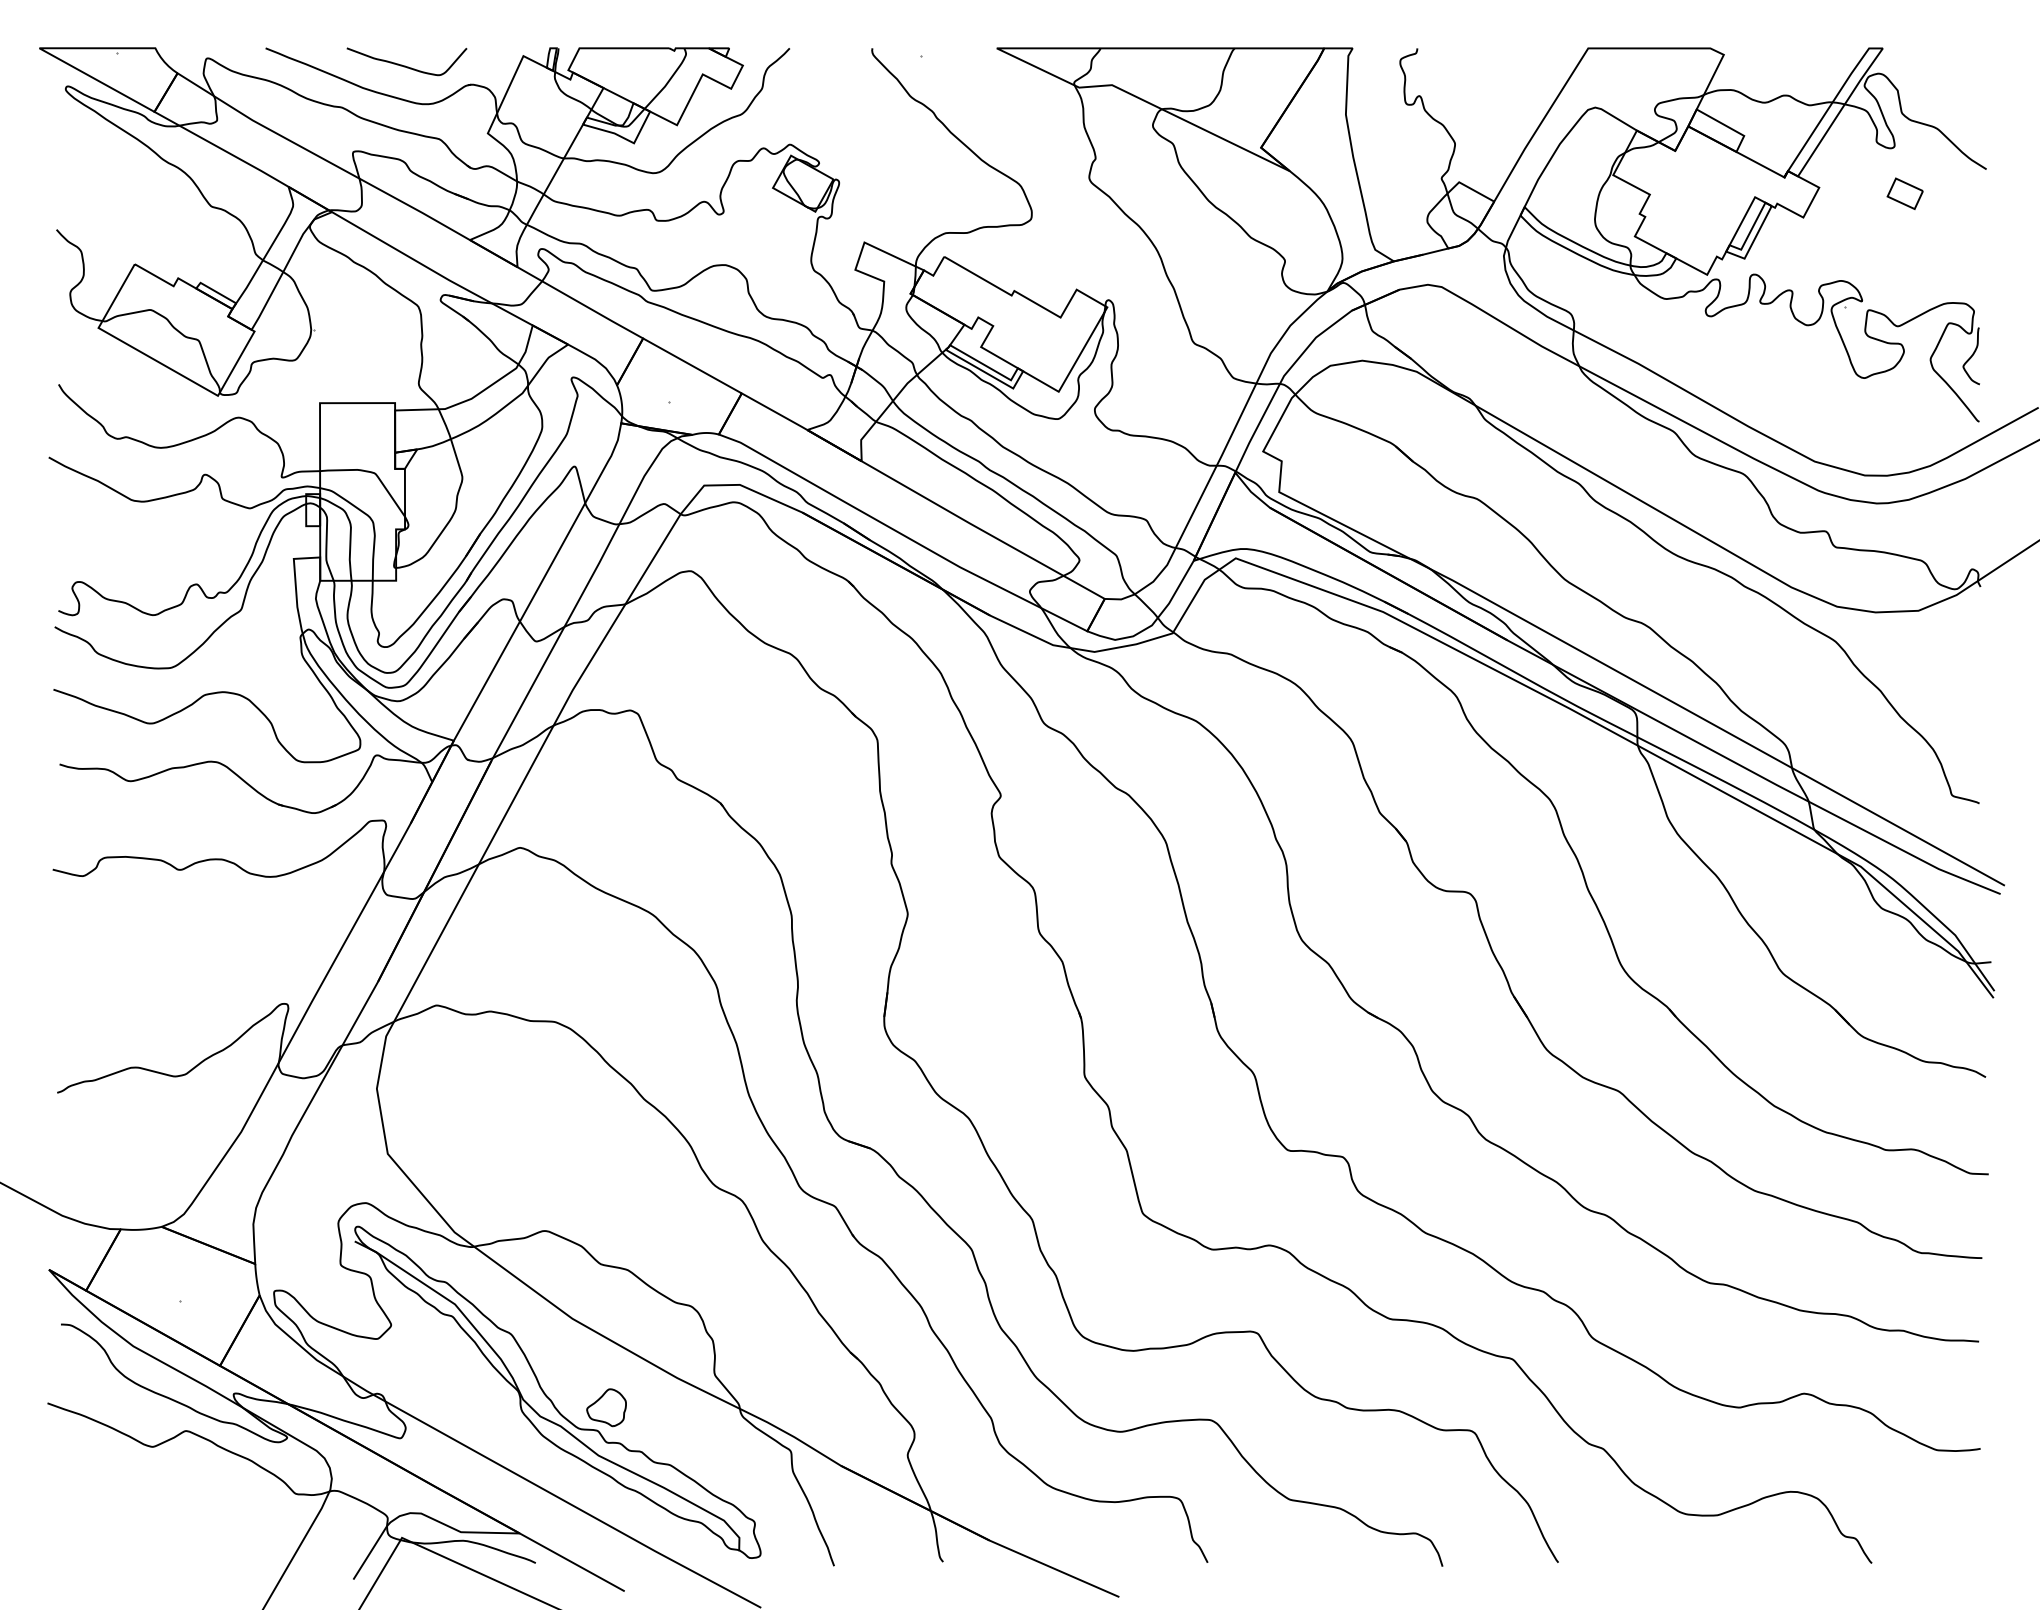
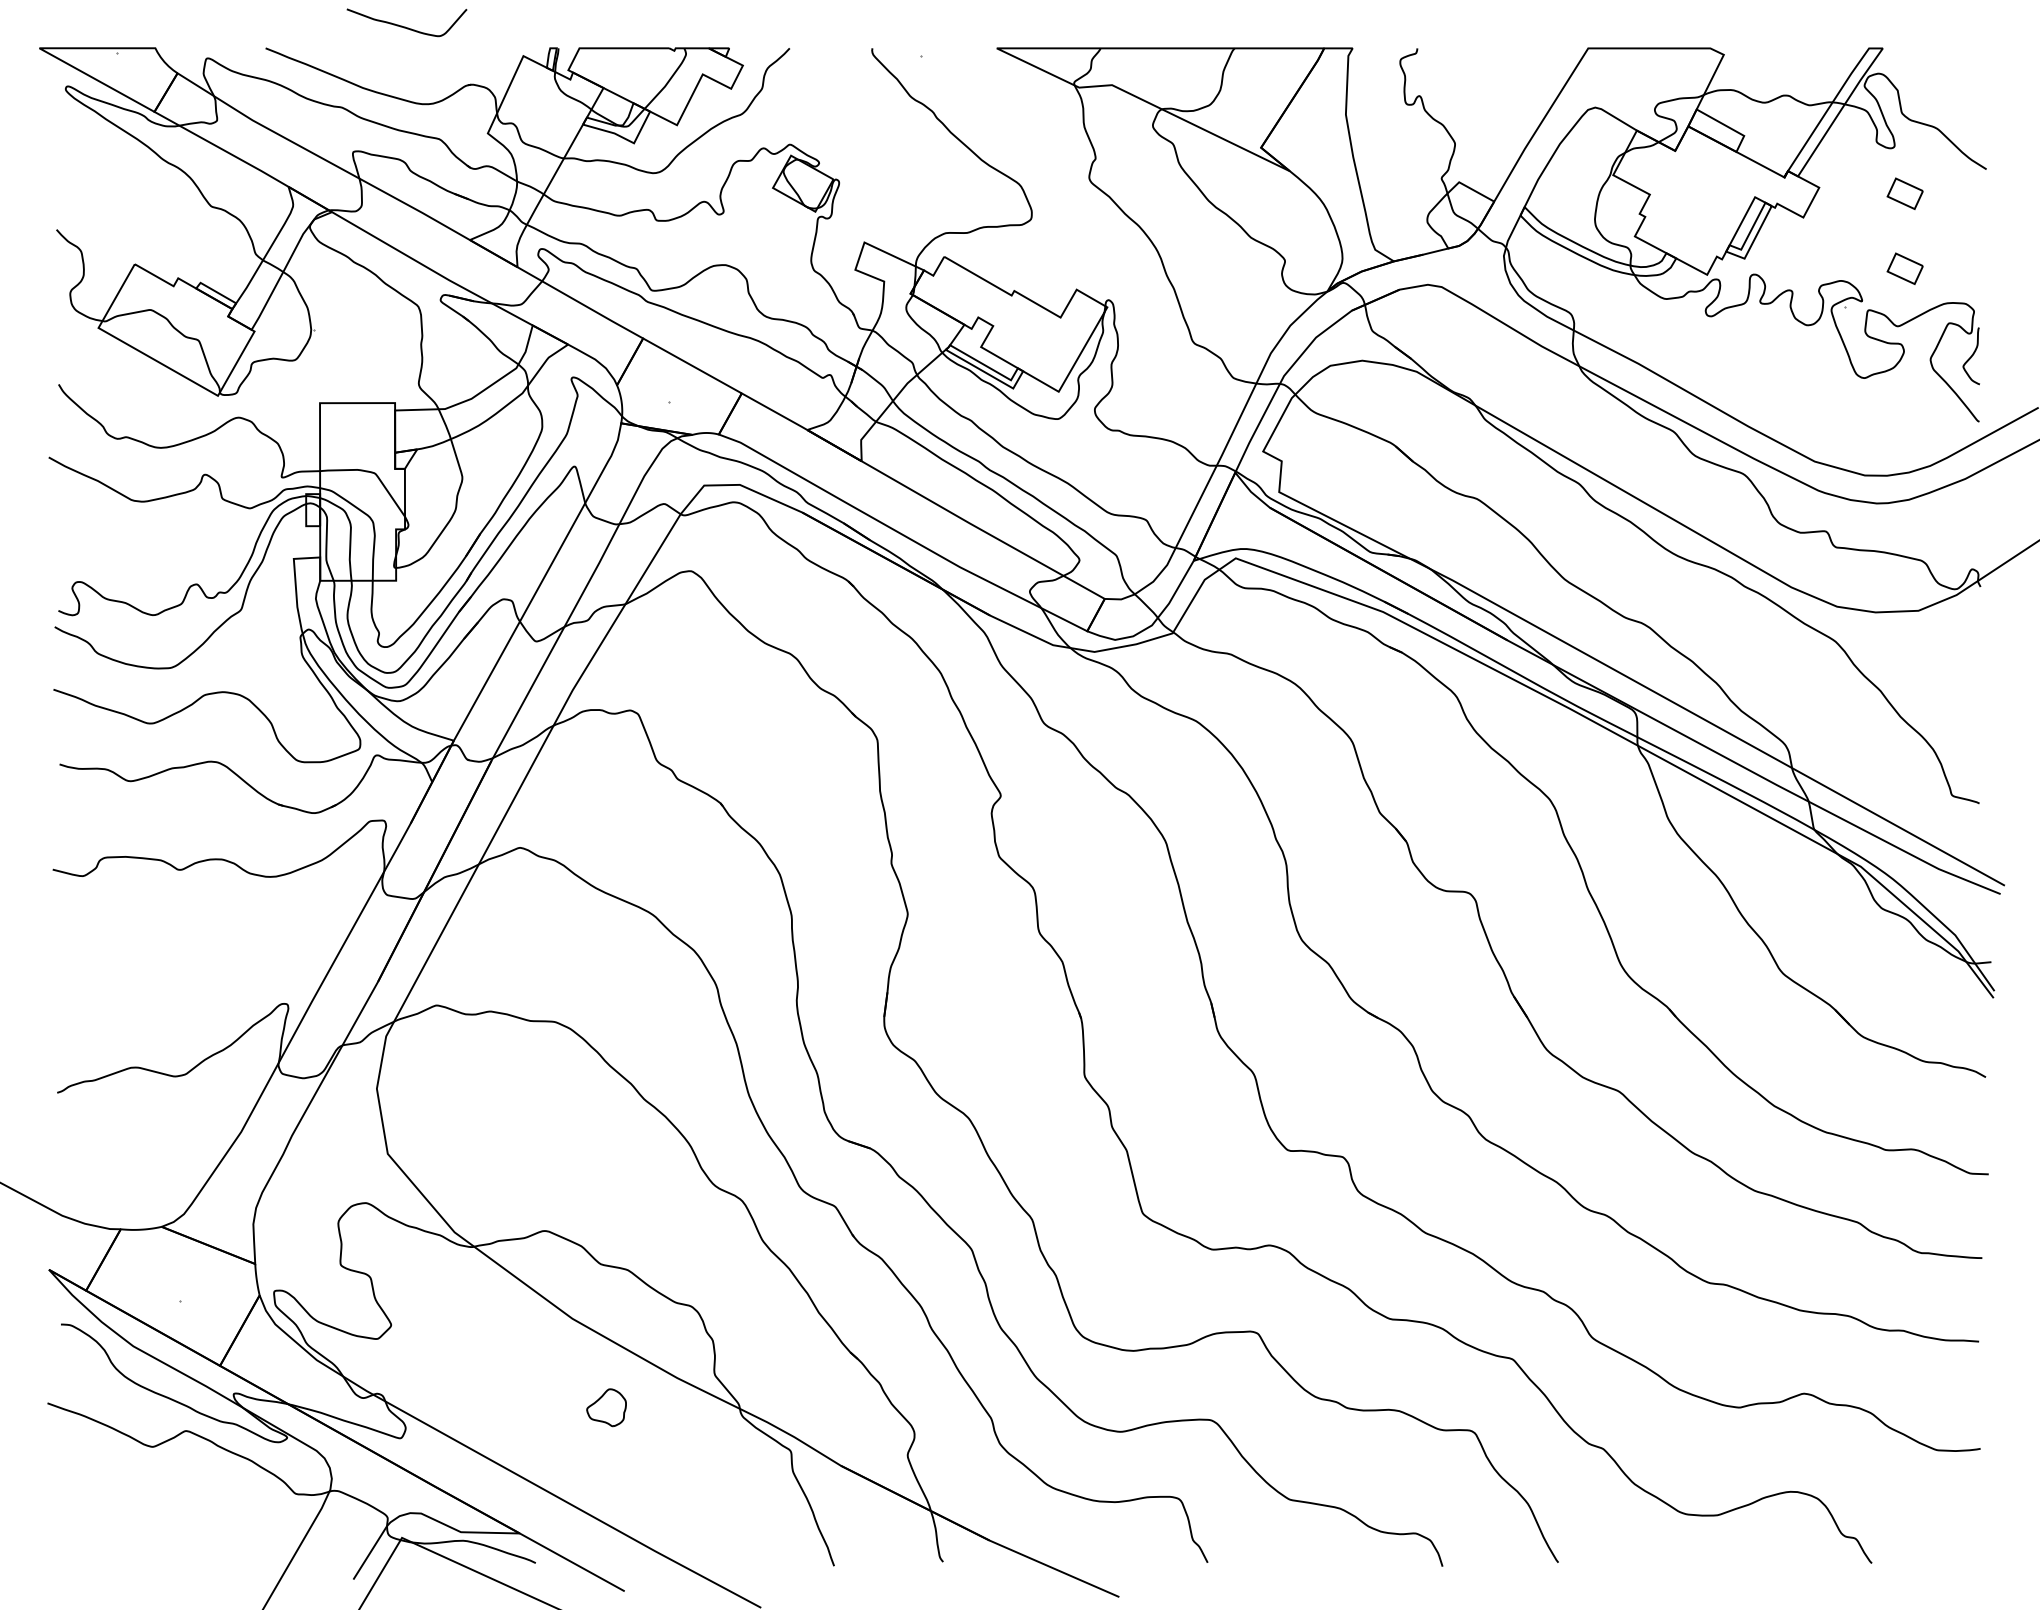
curve position: (405, 65) -> (405, 26) (405, 26)
part: none -> present (1904, 268)
part: present -> none (550, 1398)
